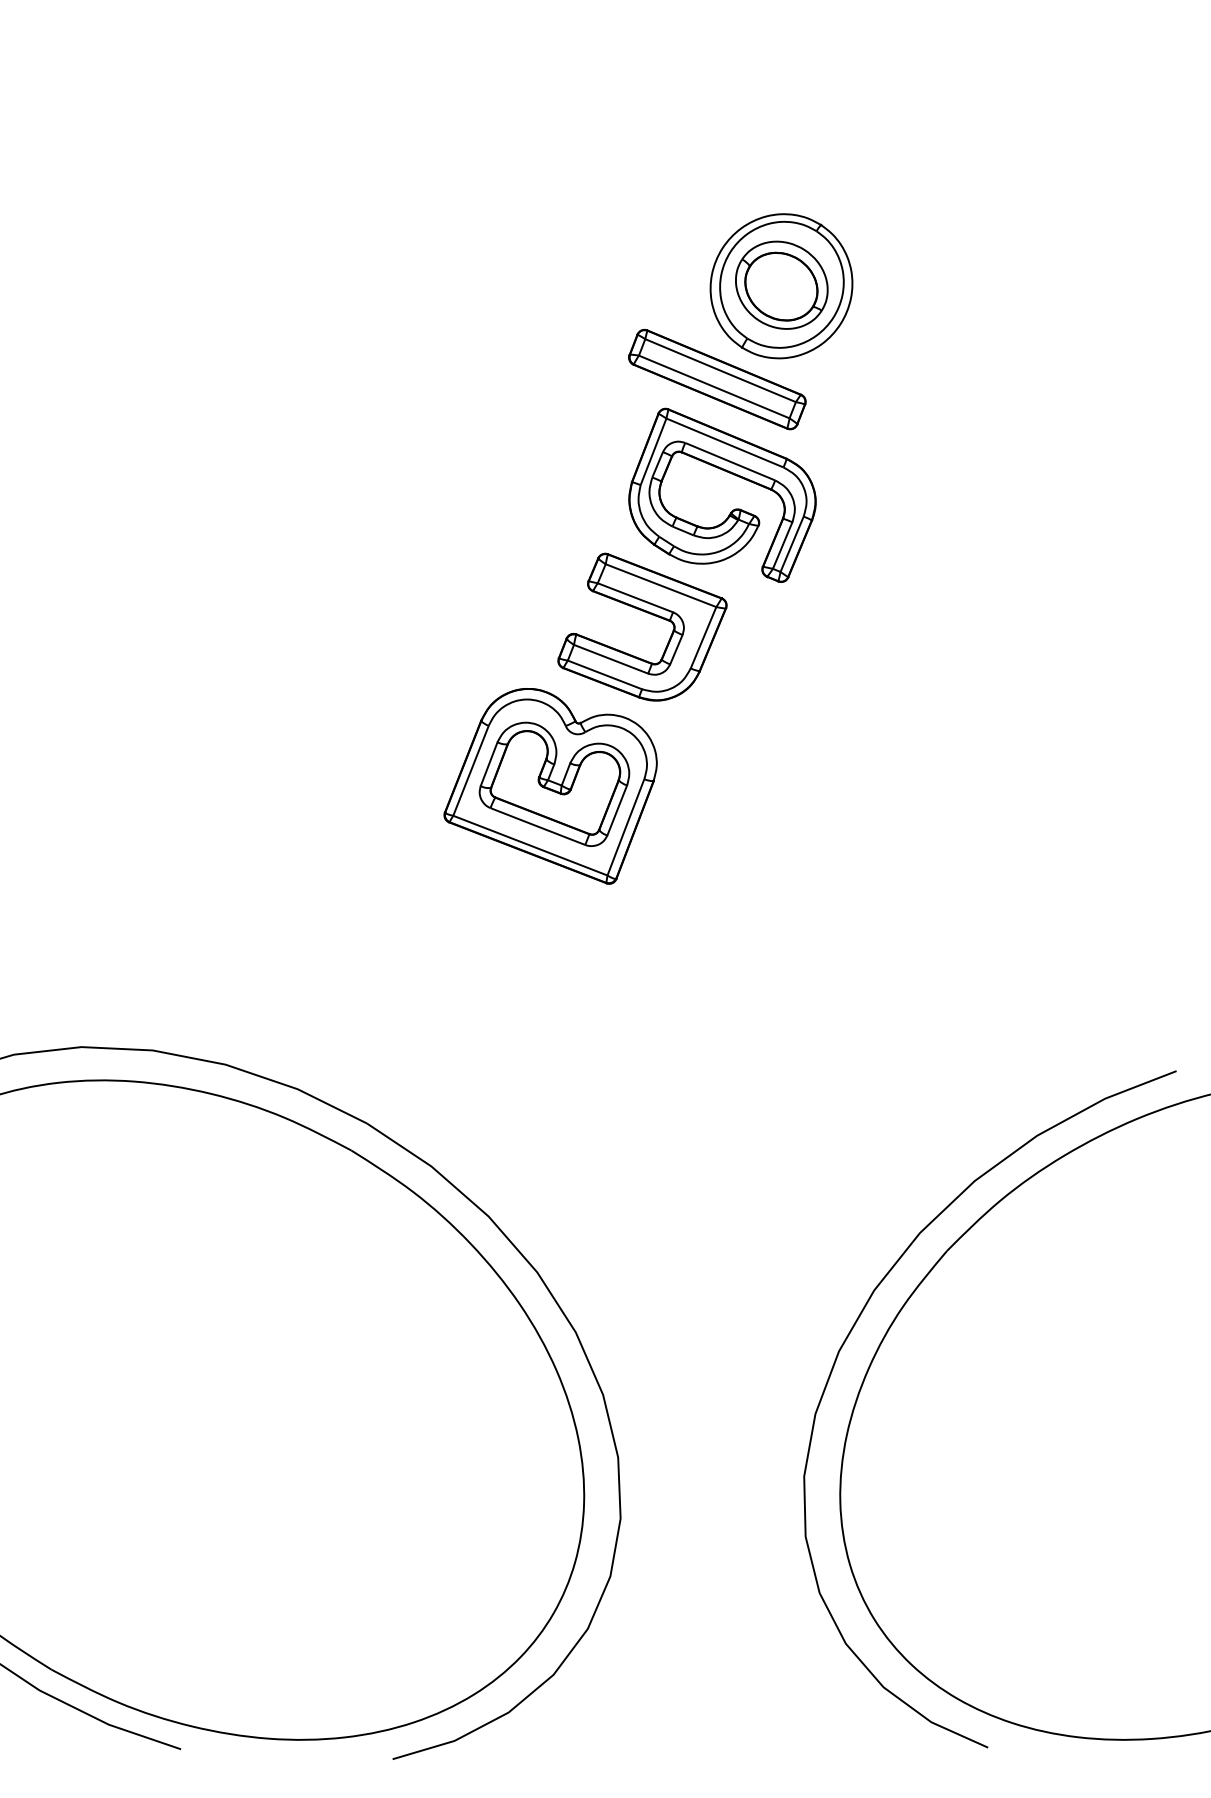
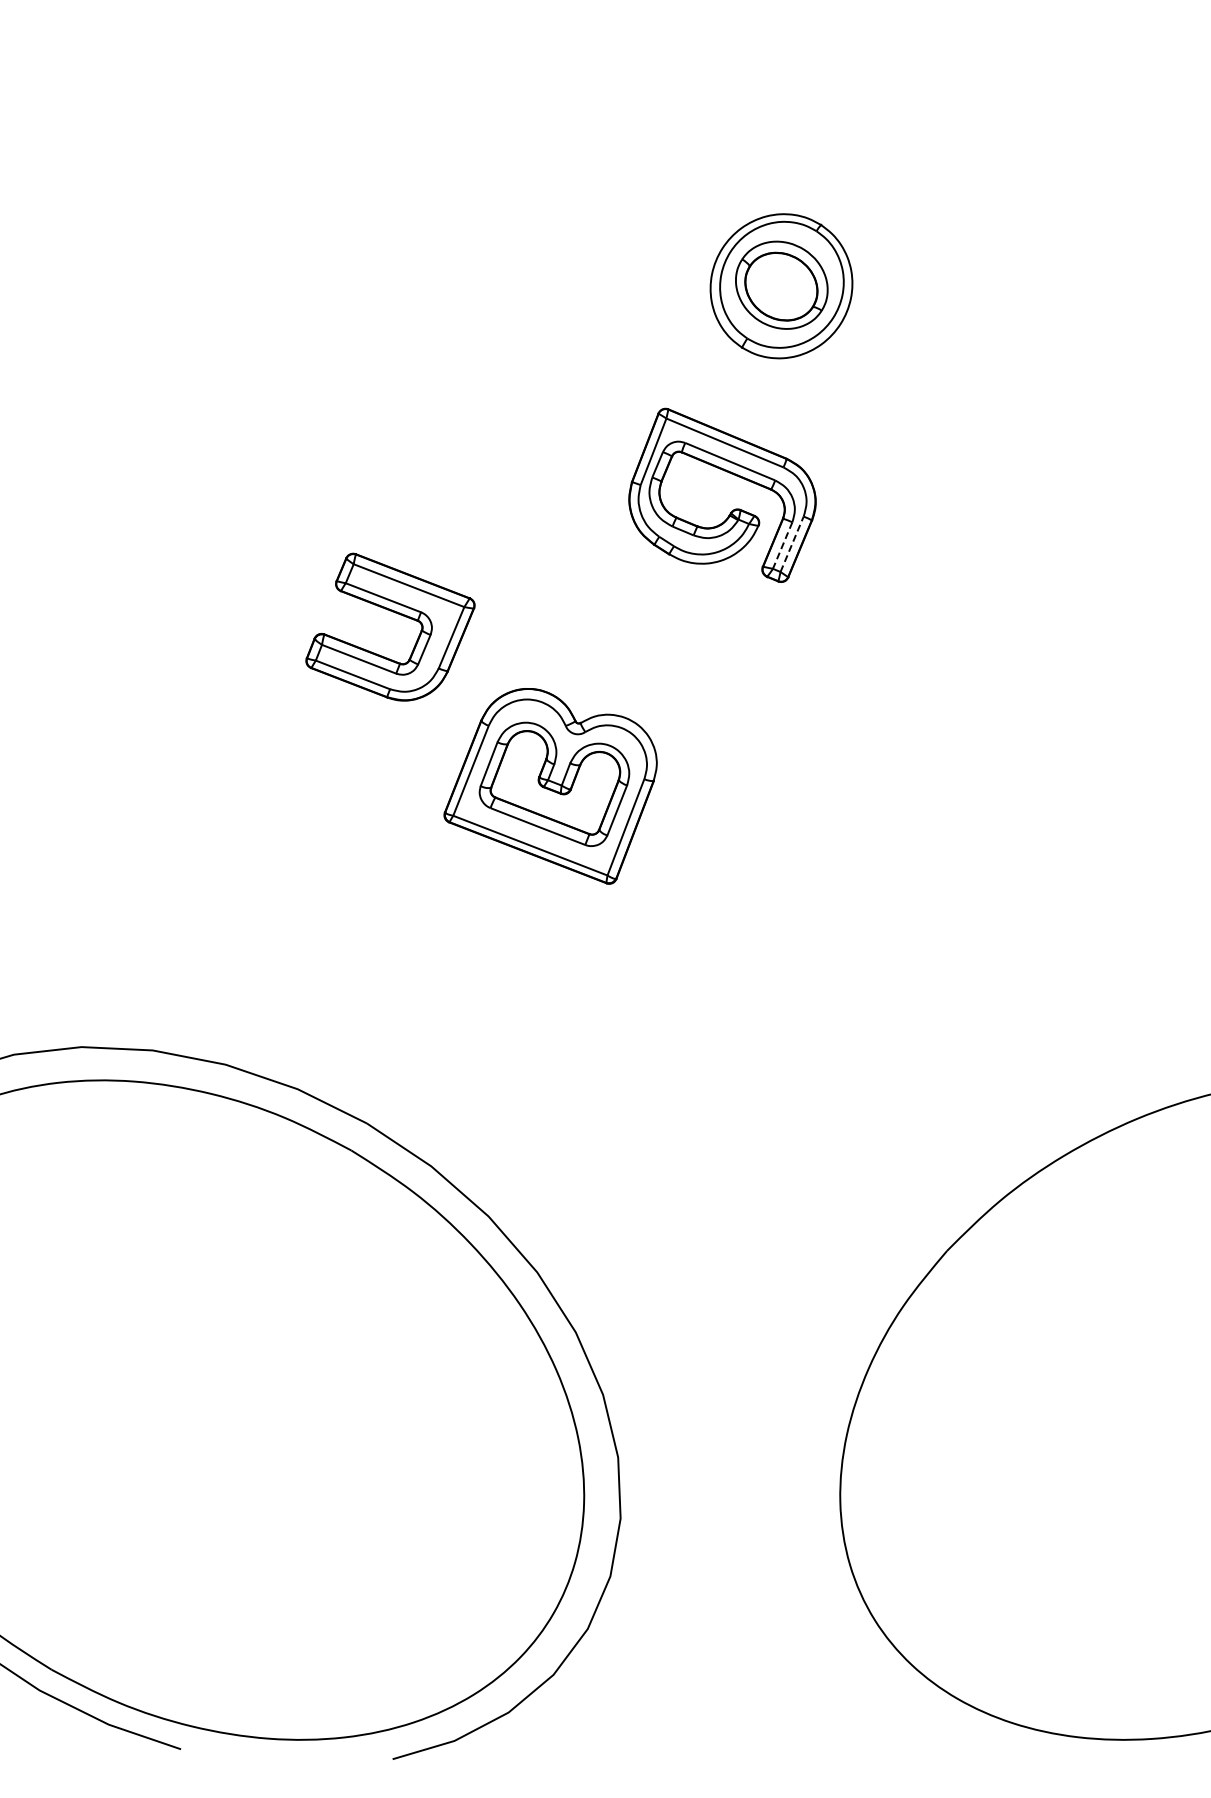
part: present -> none (717, 379)
line: solid -> dashed (792, 543)
line: solid -> dashed (782, 546)
part position: (647, 613) -> (395, 613) (395, 613)
curve: present -> none (852, 1330)
